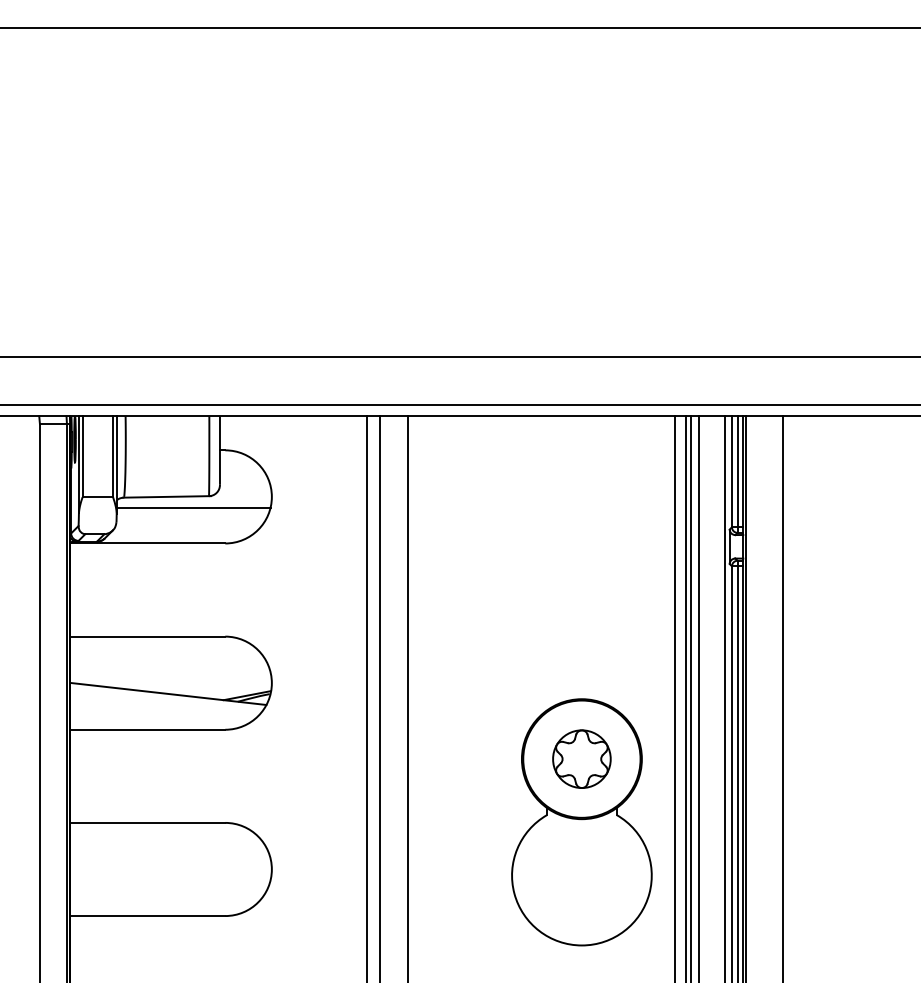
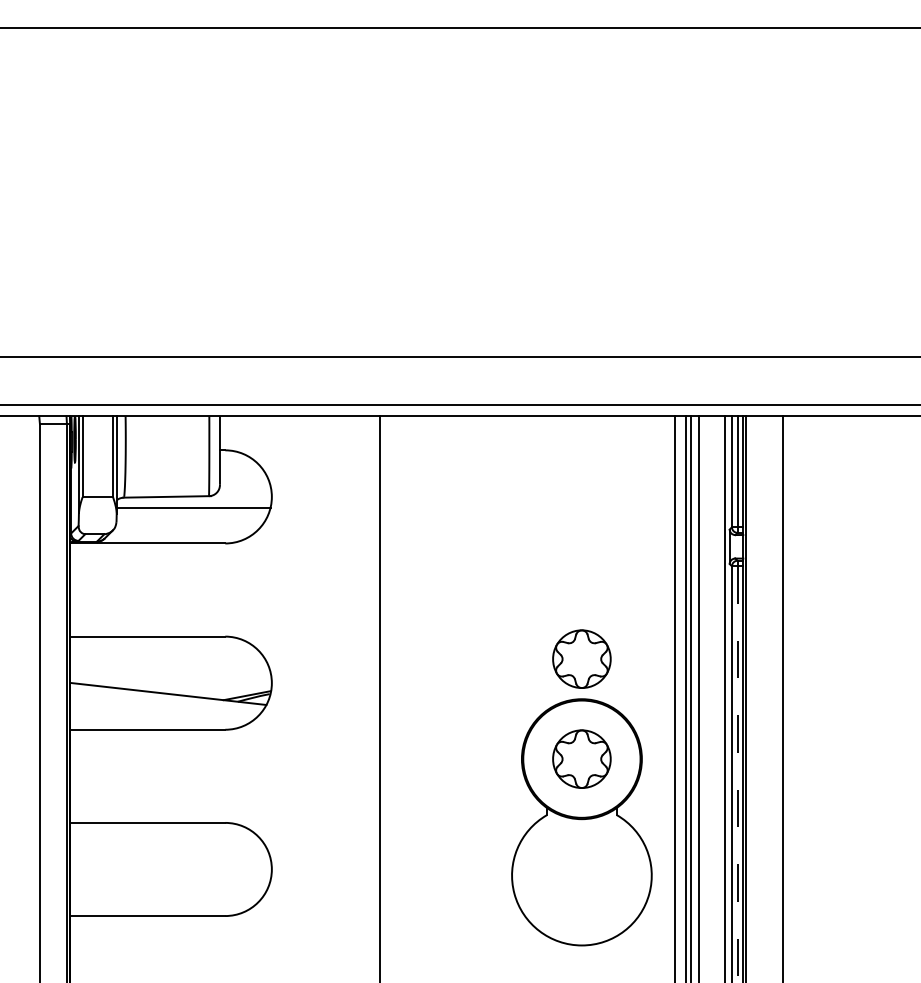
part: none -> present (581, 658)
line: present -> none (366, 697)
line: present -> none (408, 697)
line: solid -> dashed (737, 774)
